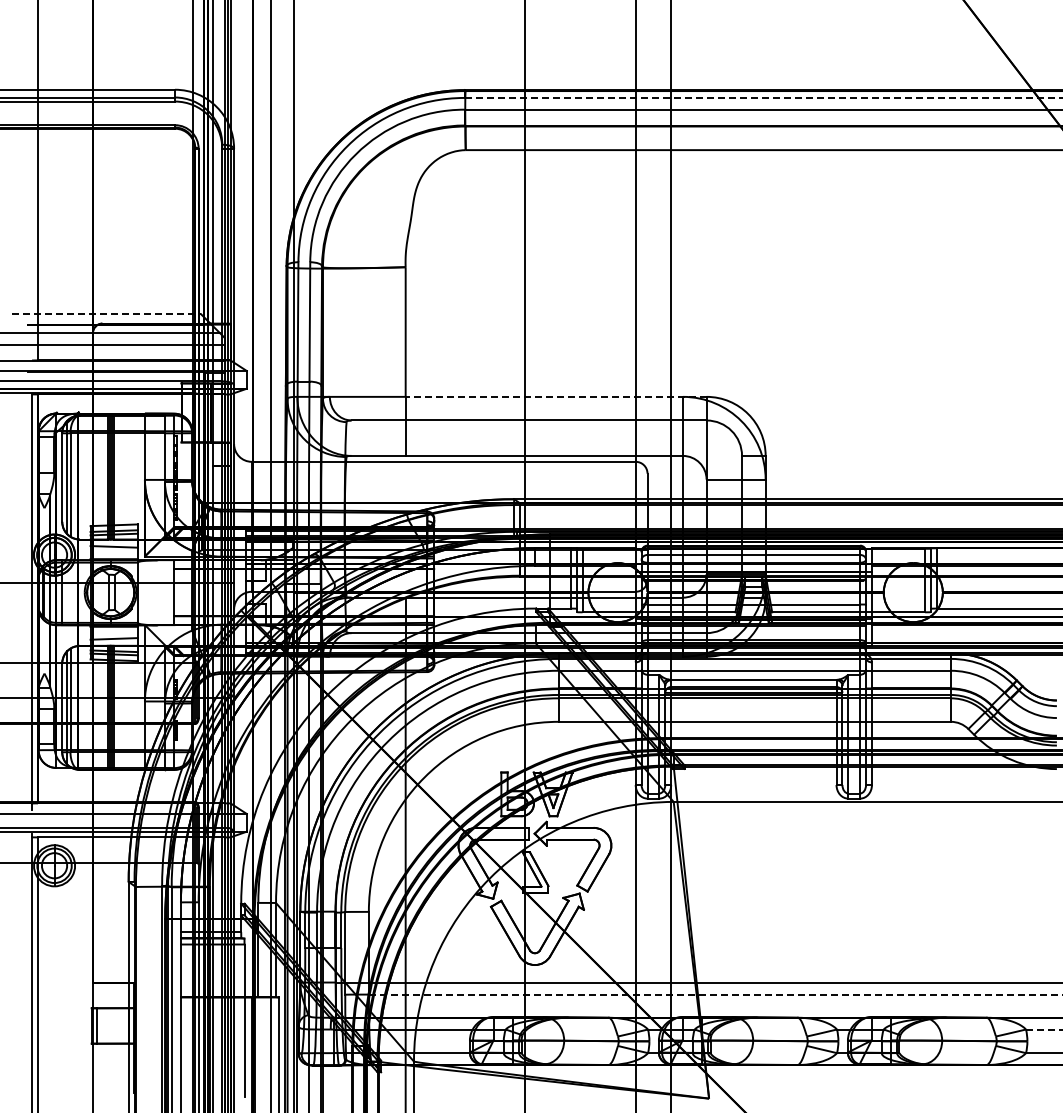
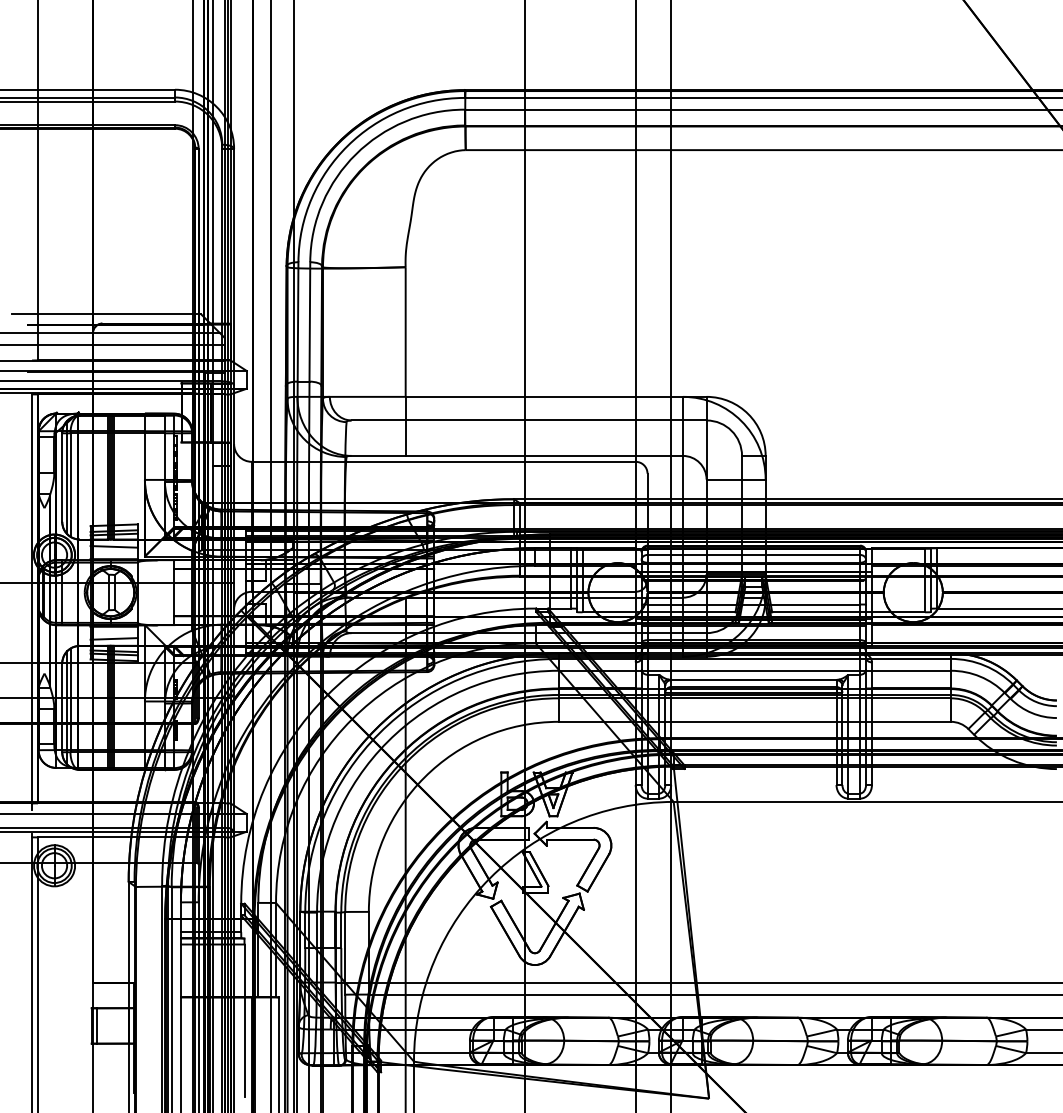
line: dashed -> solid (763, 97)
line: dashed -> solid (107, 314)
line: dashed -> solid (555, 396)
line: dashed -> solid (715, 994)
line: dashed -> solid (1044, 1029)
